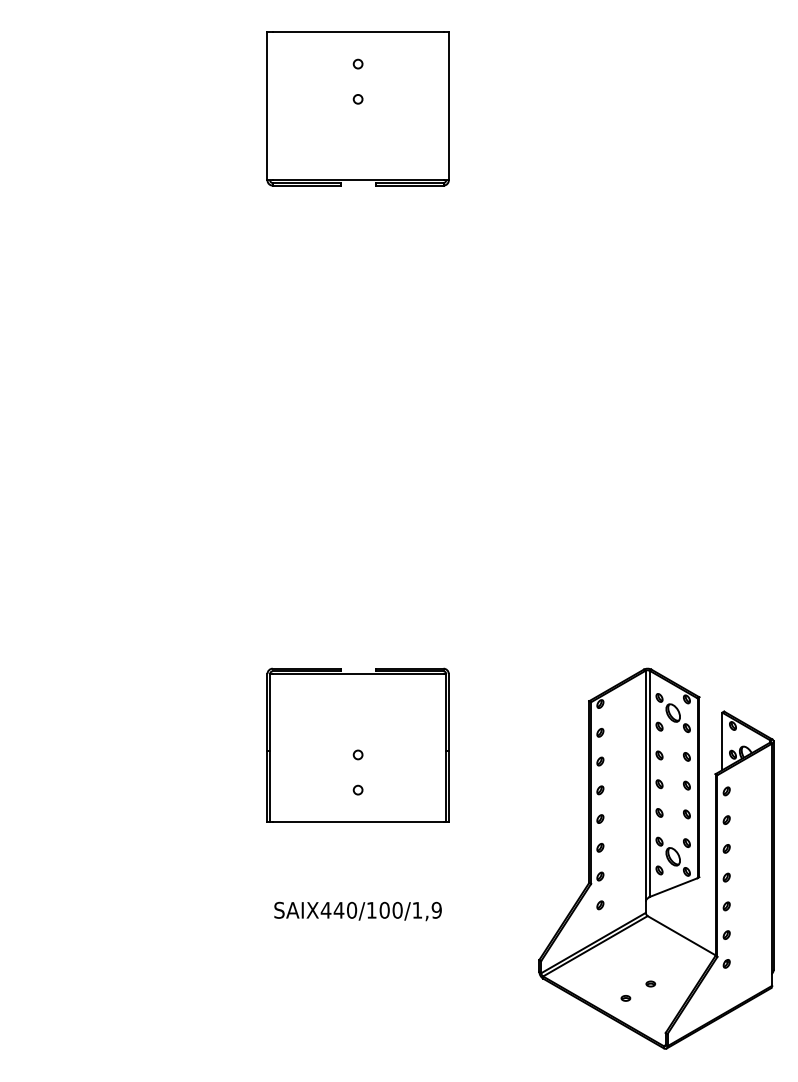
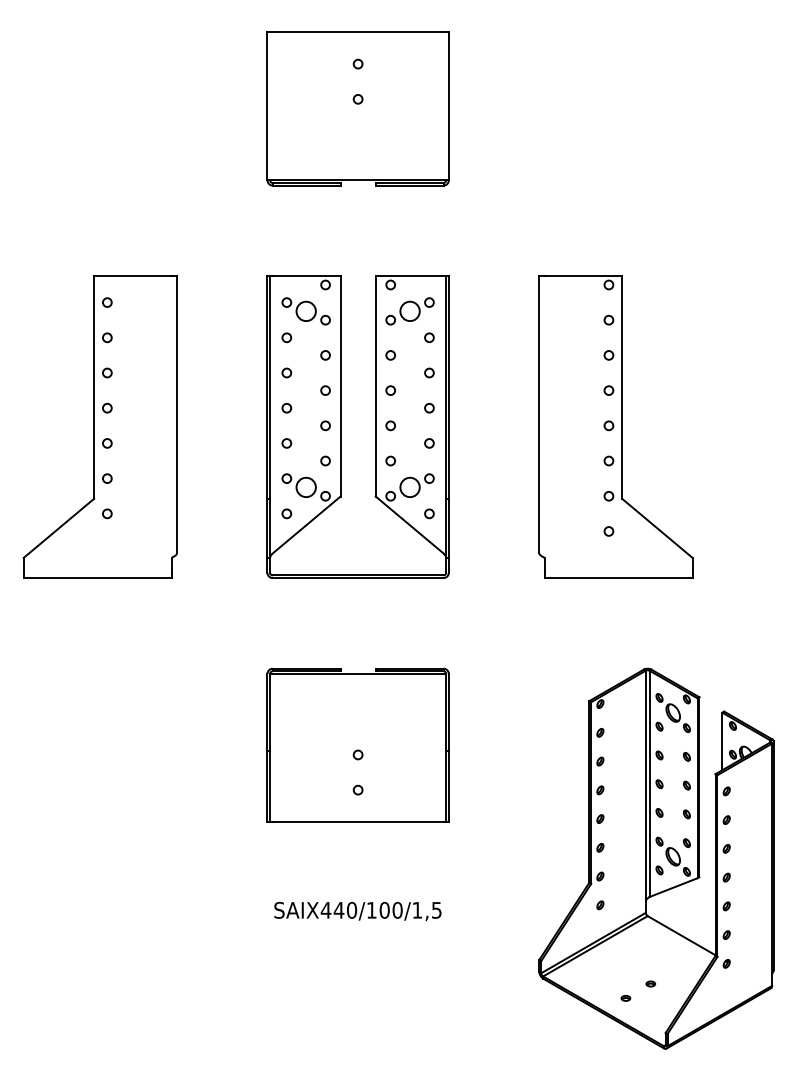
part: none -> present (99, 426)
part: none -> present (341, 426)
part: none -> present (615, 426)
text: SAIX440/100/1,9 -> SAIX440/100/1,5 (436, 909)
